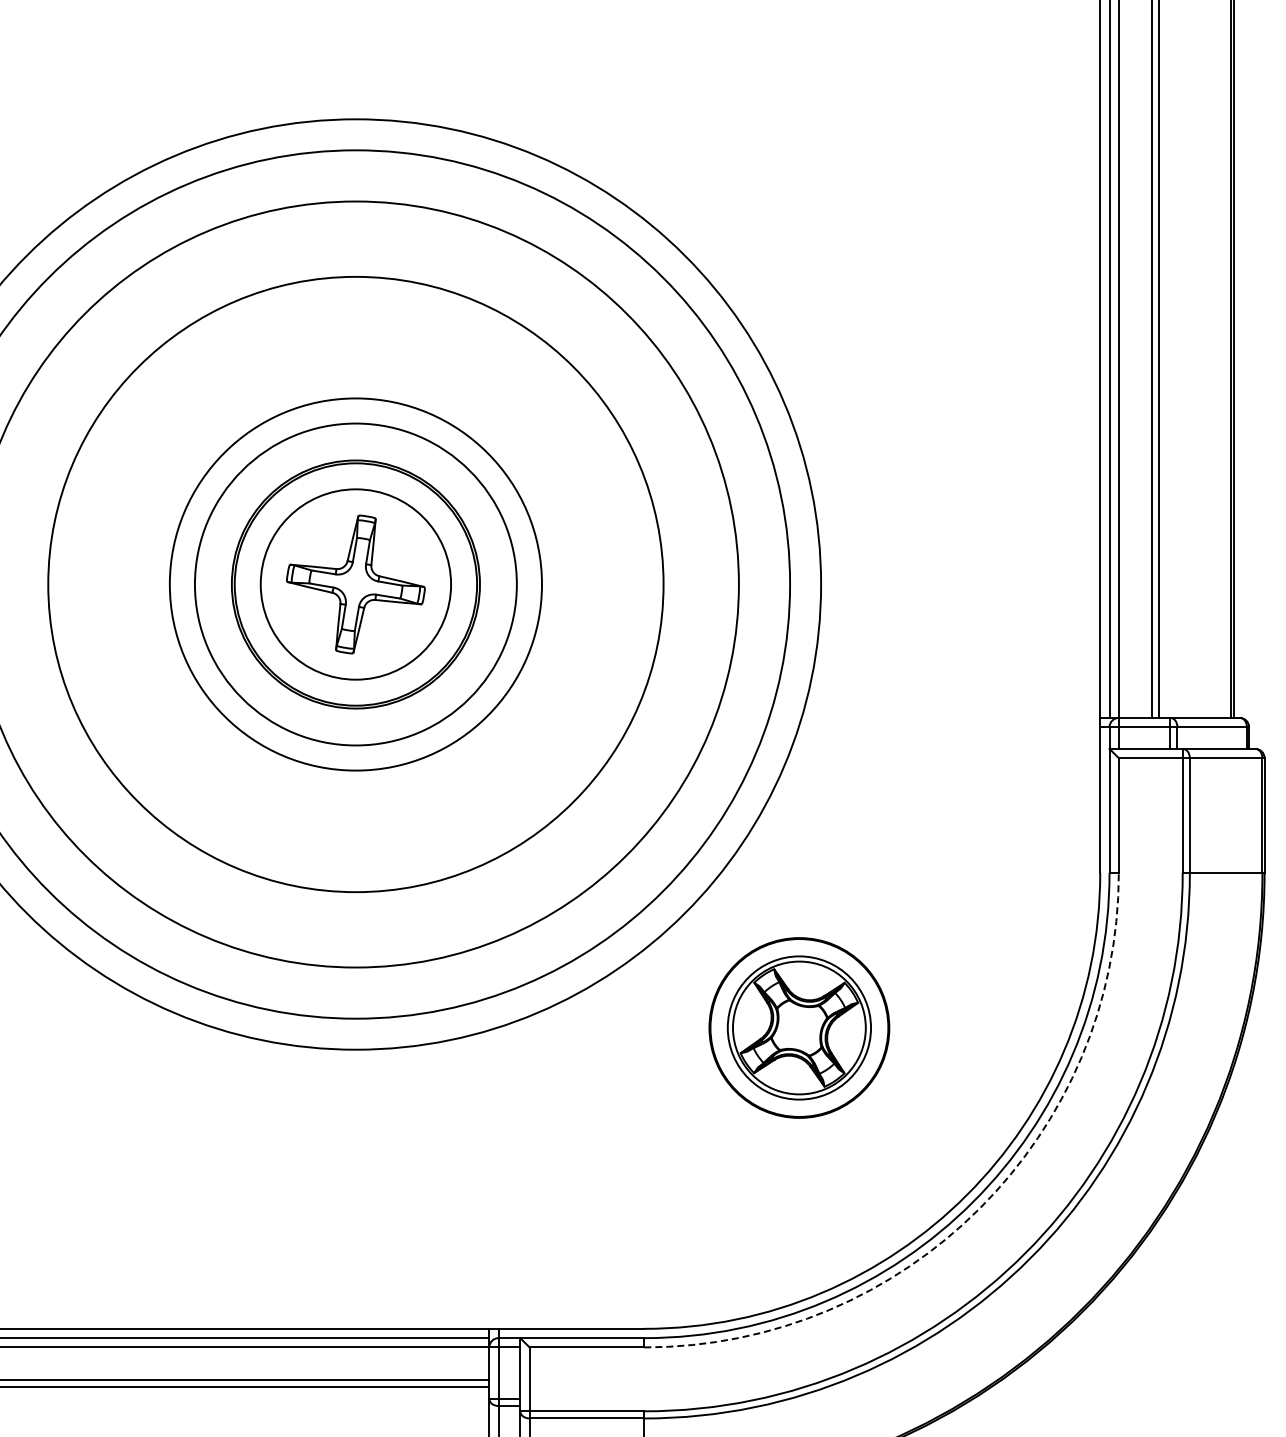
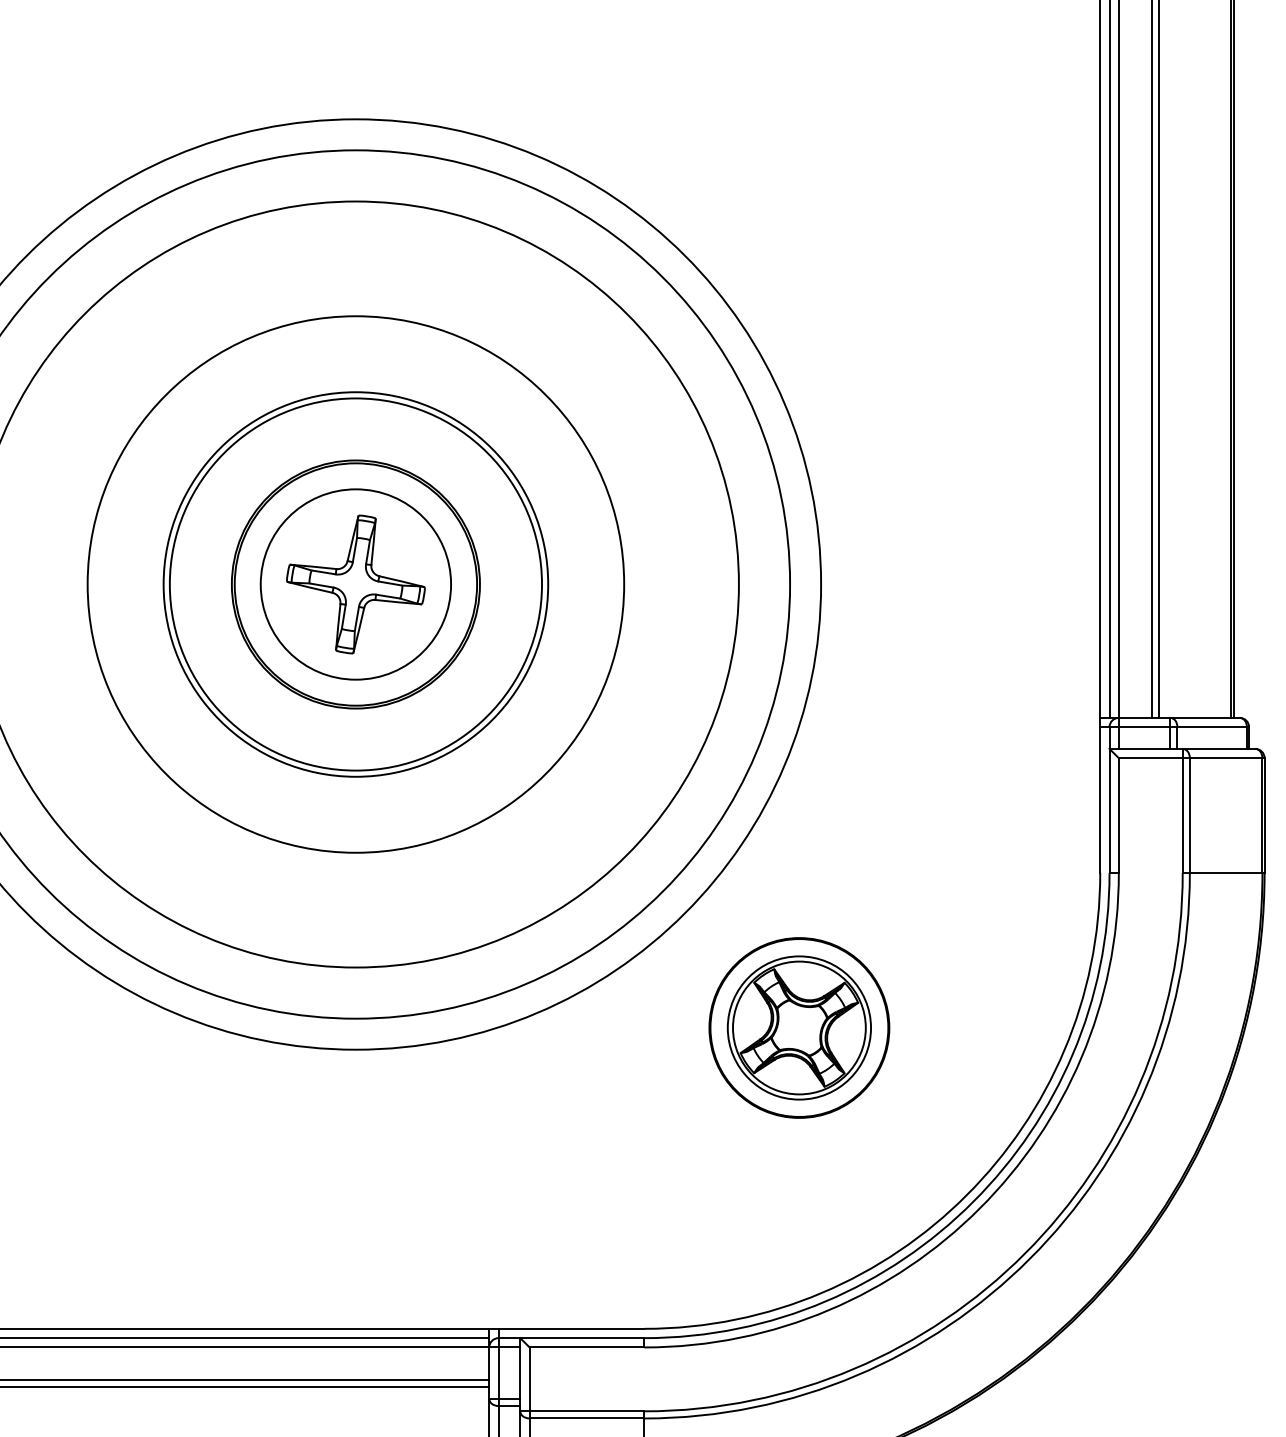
circle diameter: 322 px -> 537 px (355, 584)
circle diameter: 615 px -> 385 px (355, 584)
arc: dashed -> solid (979, 1208)
